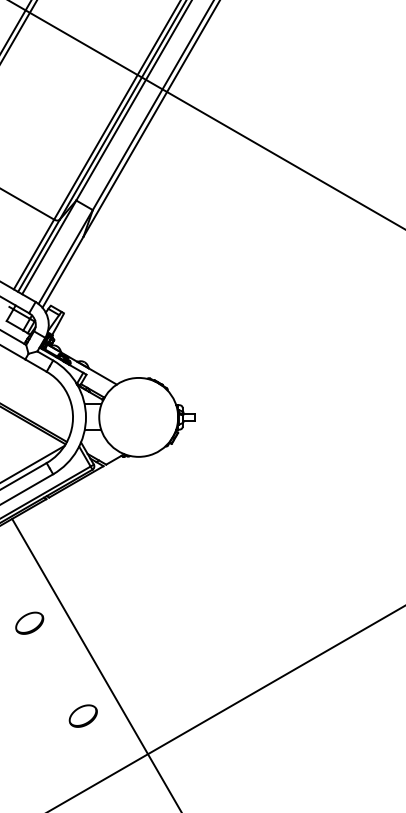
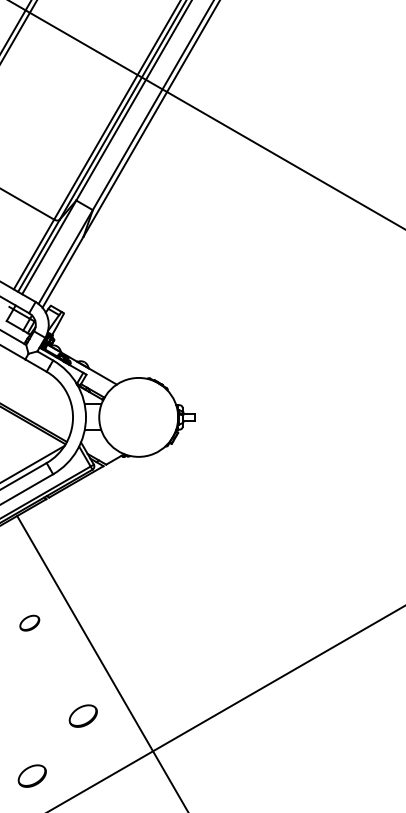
part size: 30x24 px -> 22x18 px (29, 622)
line position: (95, 663) -> (101, 662) (101, 662)
part: none -> present (31, 775)
